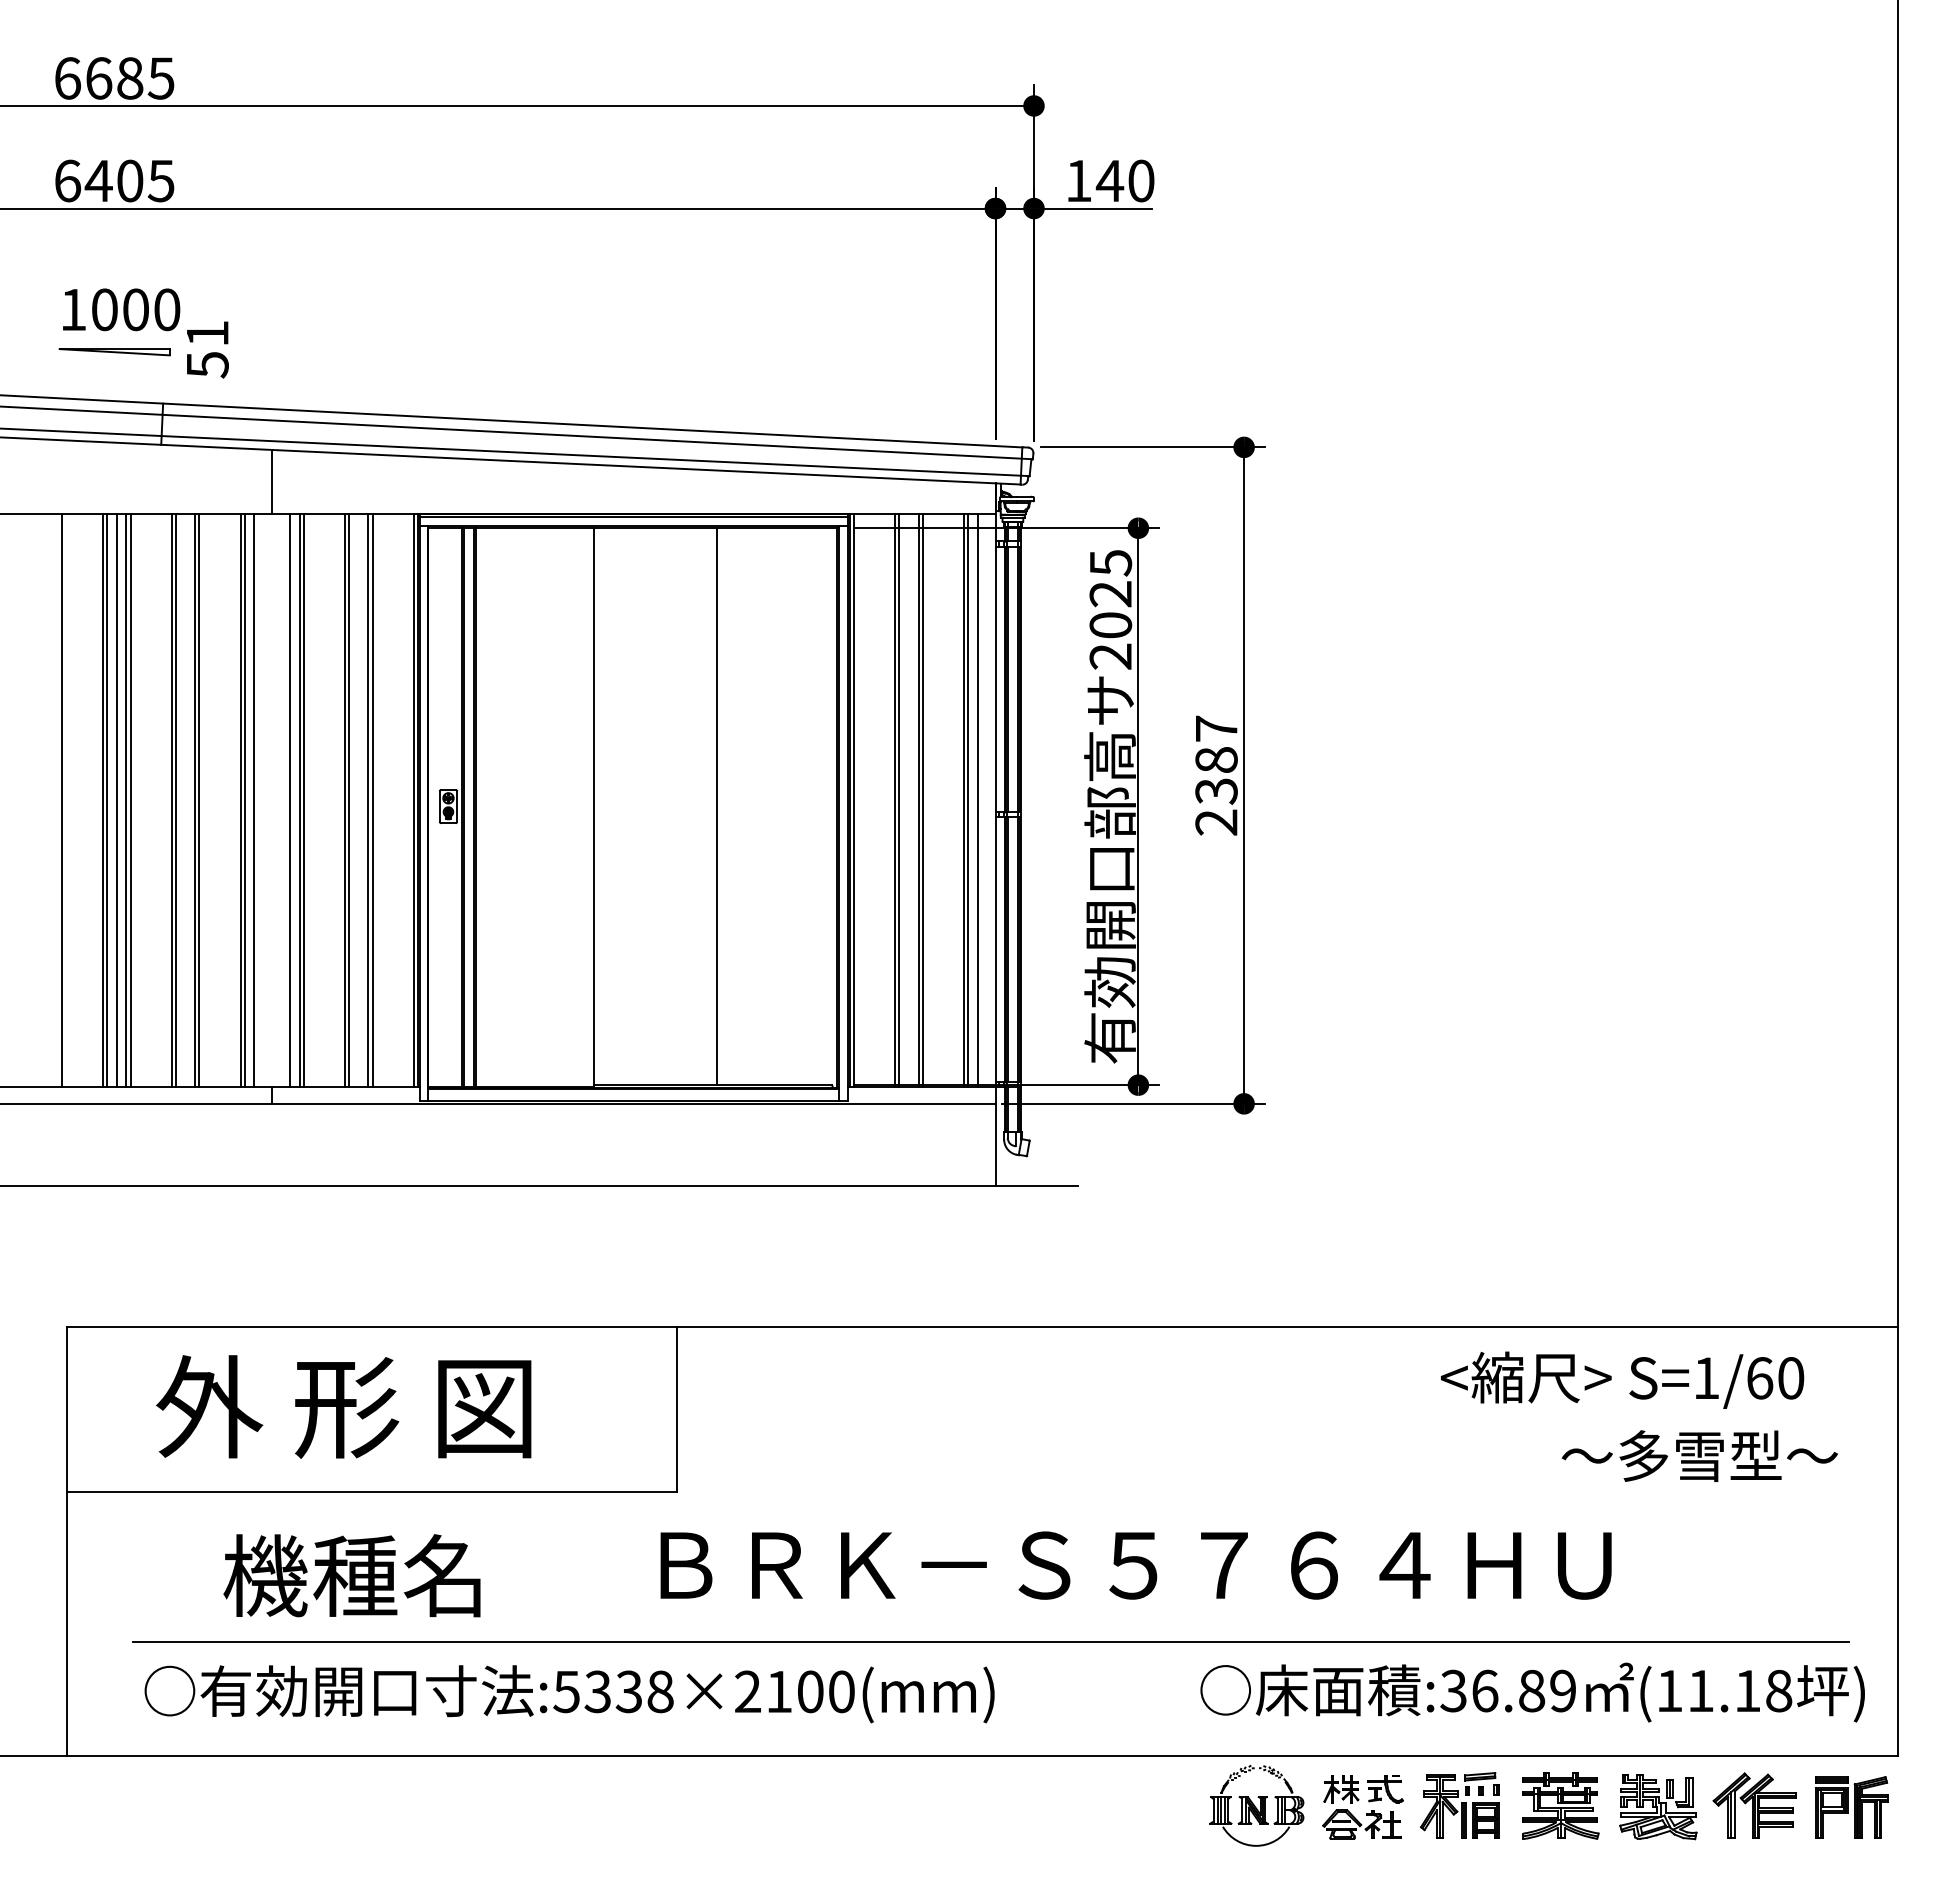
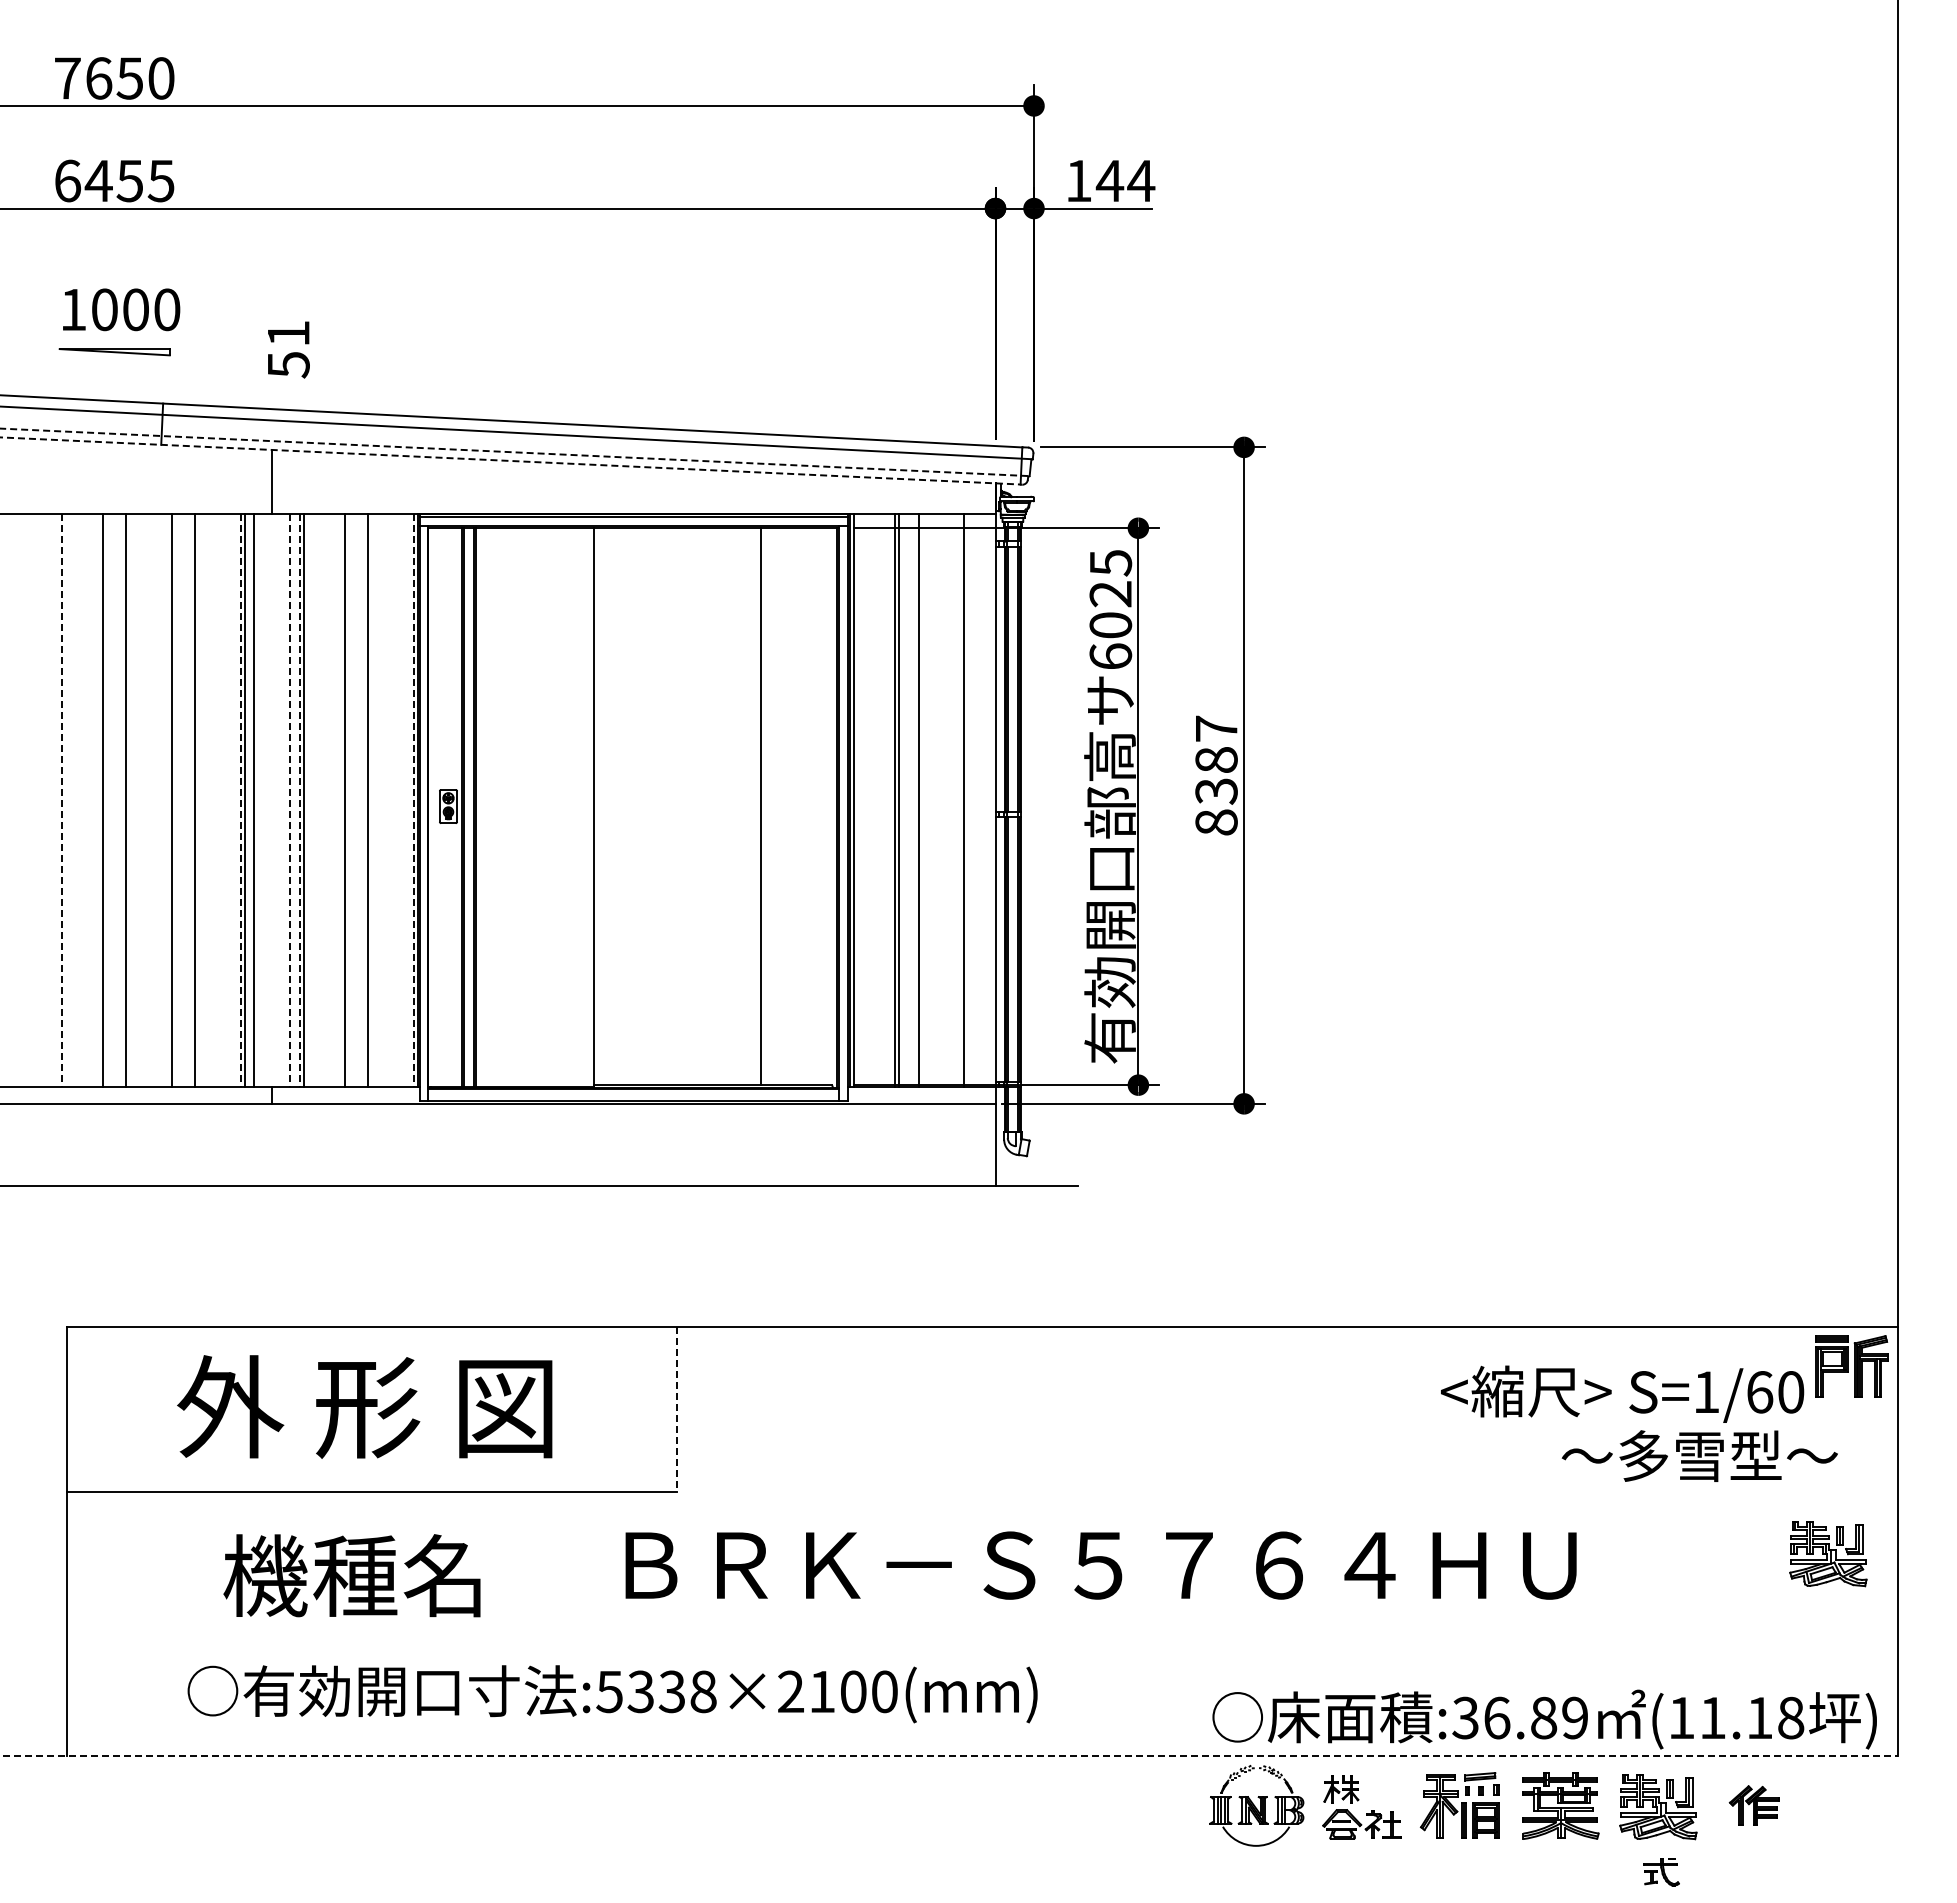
text: 6685 -> 7650 (114, 78)
text: 6405 -> 6455 (129, 180)
text: 140 -> 144 (1141, 180)
text position: (207, 349) -> (288, 349) (288, 349)
line: solid -> dashed (515, 452)
line: solid -> dashed (511, 461)
text: 2025 -> 6025 (1110, 656)
line: solid -> dashed (61, 800)
line: present -> none (107, 800)
line: present -> none (116, 800)
line: present -> none (130, 800)
line: present -> none (175, 800)
line: present -> none (199, 800)
line: solid -> dashed (240, 800)
line: solid -> dashed (290, 800)
line: solid -> dashed (299, 800)
line: present -> none (349, 800)
line: present -> none (372, 800)
line: solid -> dashed (413, 800)
line: present -> none (922, 800)
line: present -> none (967, 800)
line: present -> none (977, 800)
line position: (717, 806) -> (761, 806) (761, 806)
text: 2387 -> 8387 (1216, 822)
text position: (1622, 1379) -> (1622, 1393) (1622, 1393)
text position: (343, 1406) -> (364, 1406) (364, 1406)
line: solid -> dashed (677, 1409)
part: none -> present (1828, 1554)
text position: (1135, 1565) -> (1100, 1565) (1100, 1565)
line: present -> none (990, 1641)
text position: (1532, 1692) -> (1544, 1719) (1544, 1719)
text position: (569, 1694) -> (612, 1694) (612, 1694)
line: solid -> dashed (950, 1755)
part position: (1385, 1789) -> (1661, 1872) (1661, 1872)
part size: 85x67 px -> 52x41 px (1753, 1805)
part position: (1851, 1807) -> (1851, 1366) (1851, 1366)
